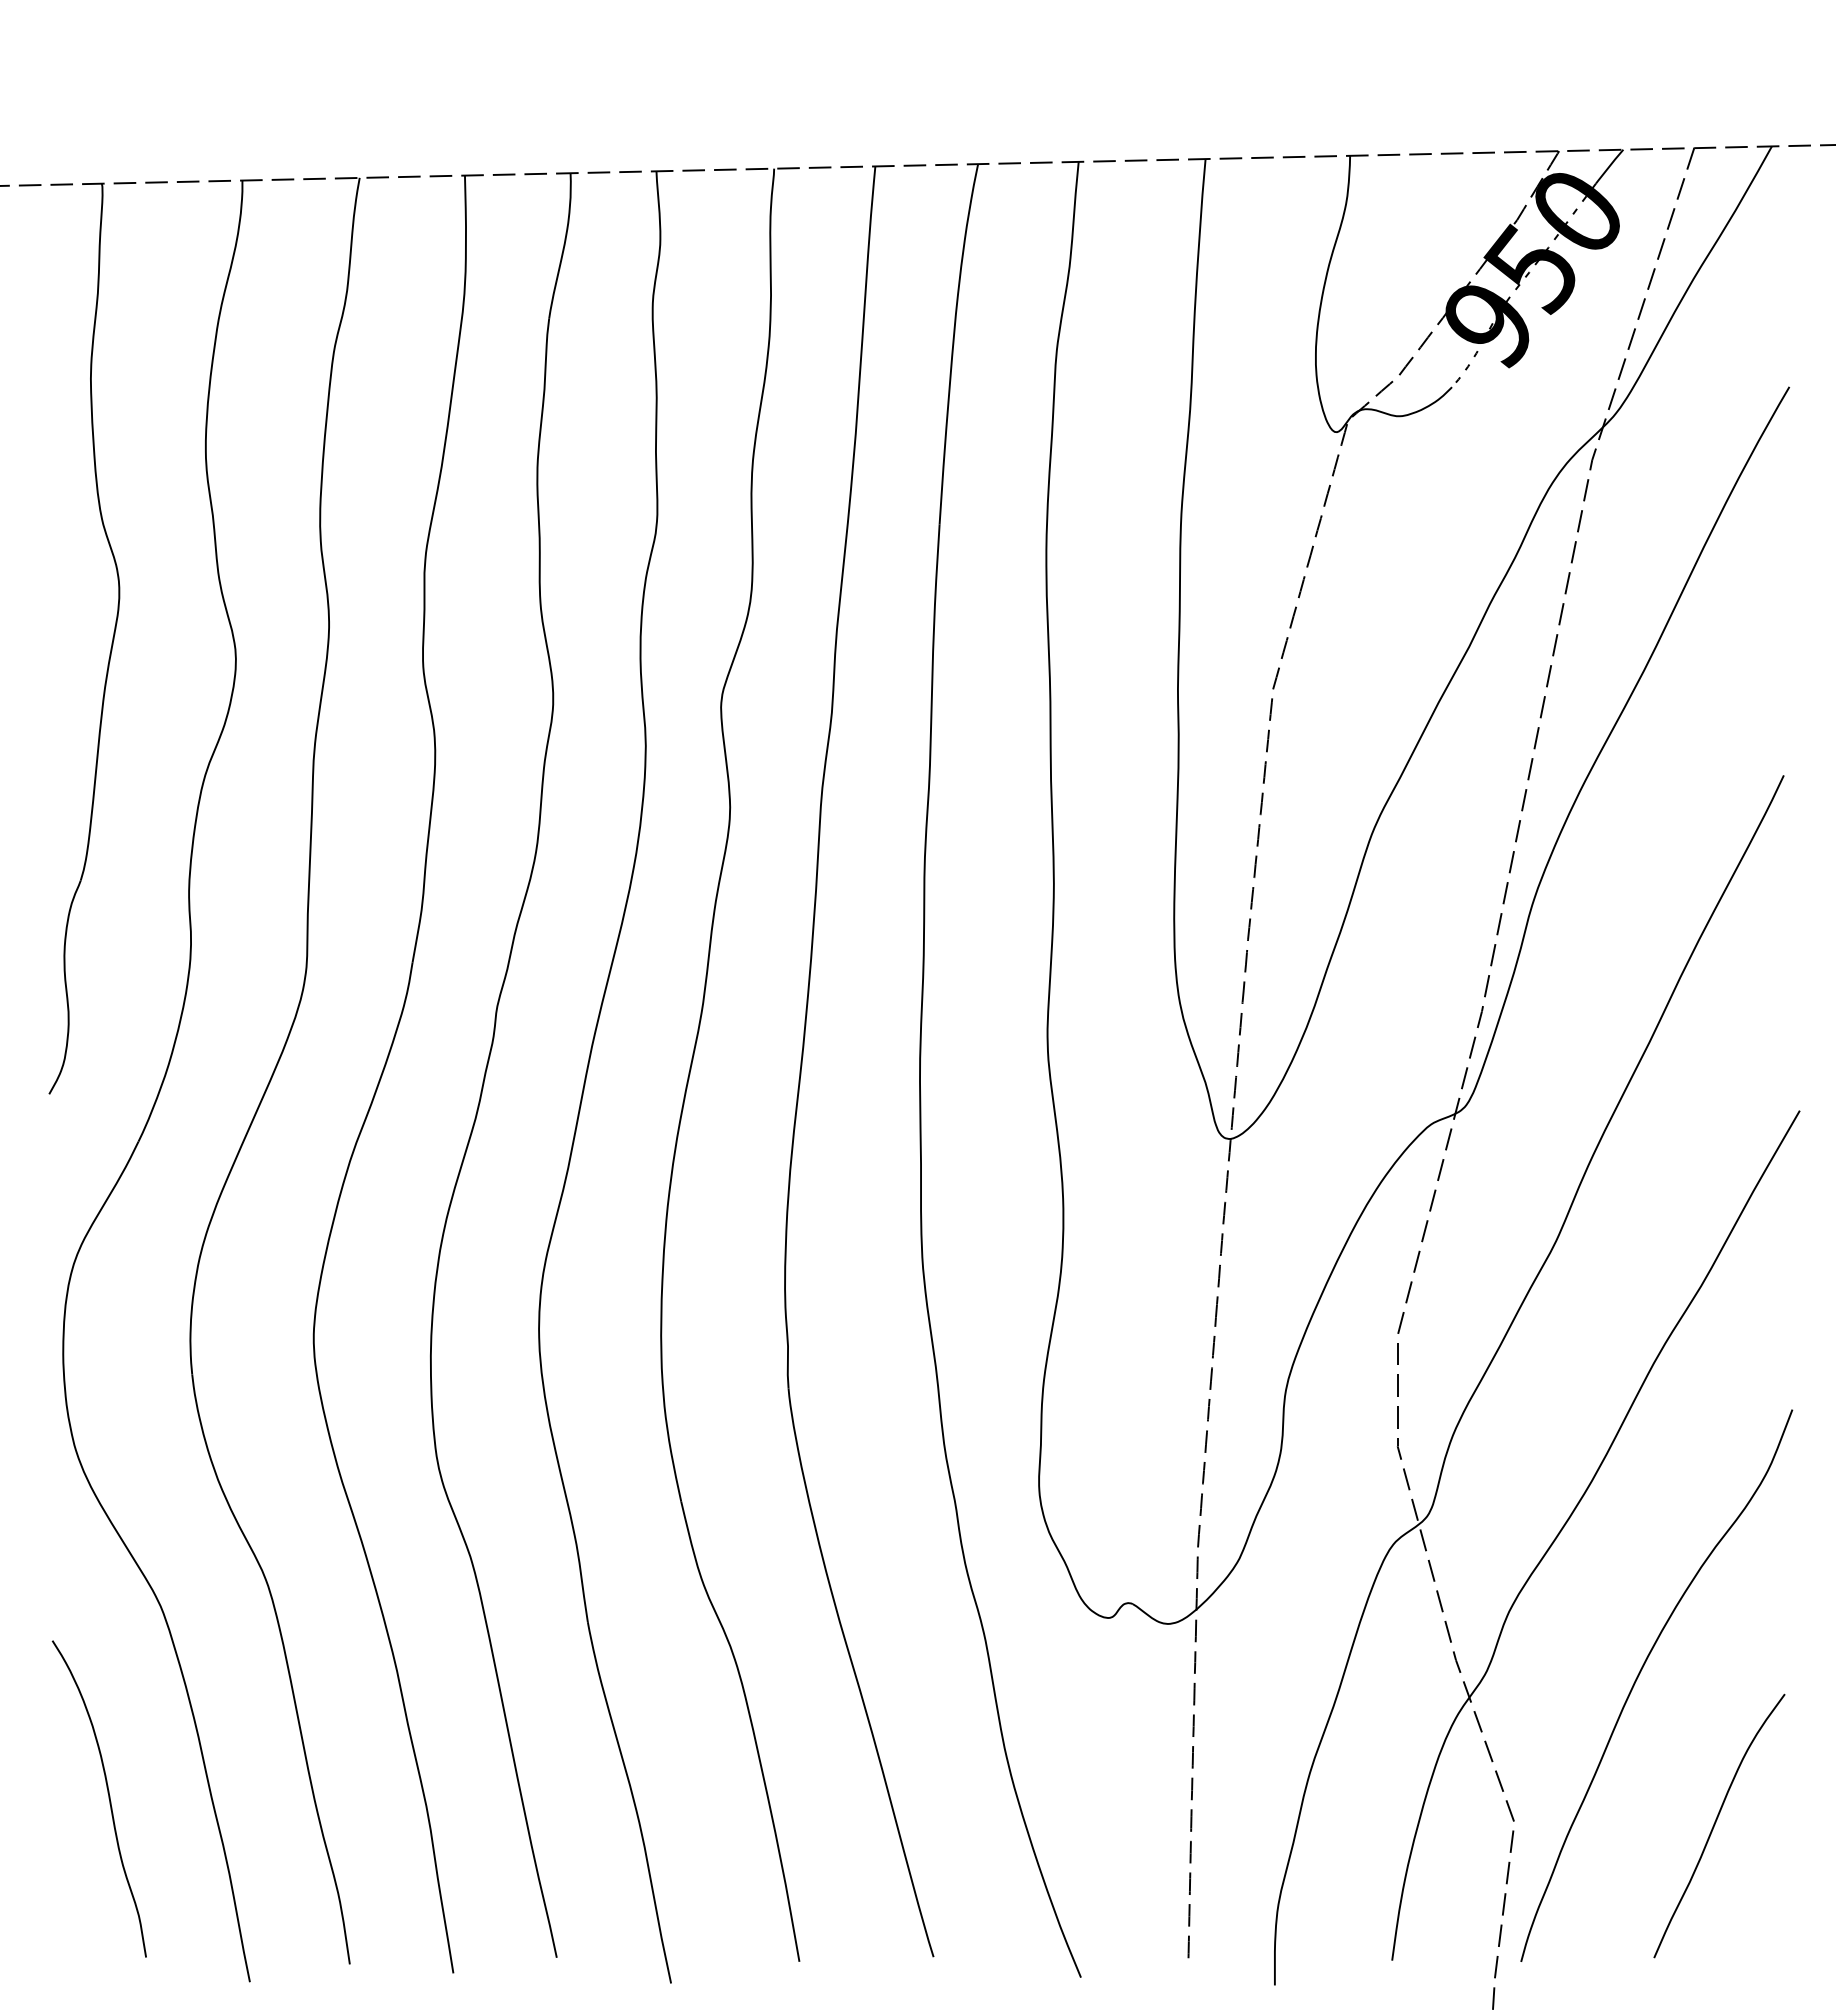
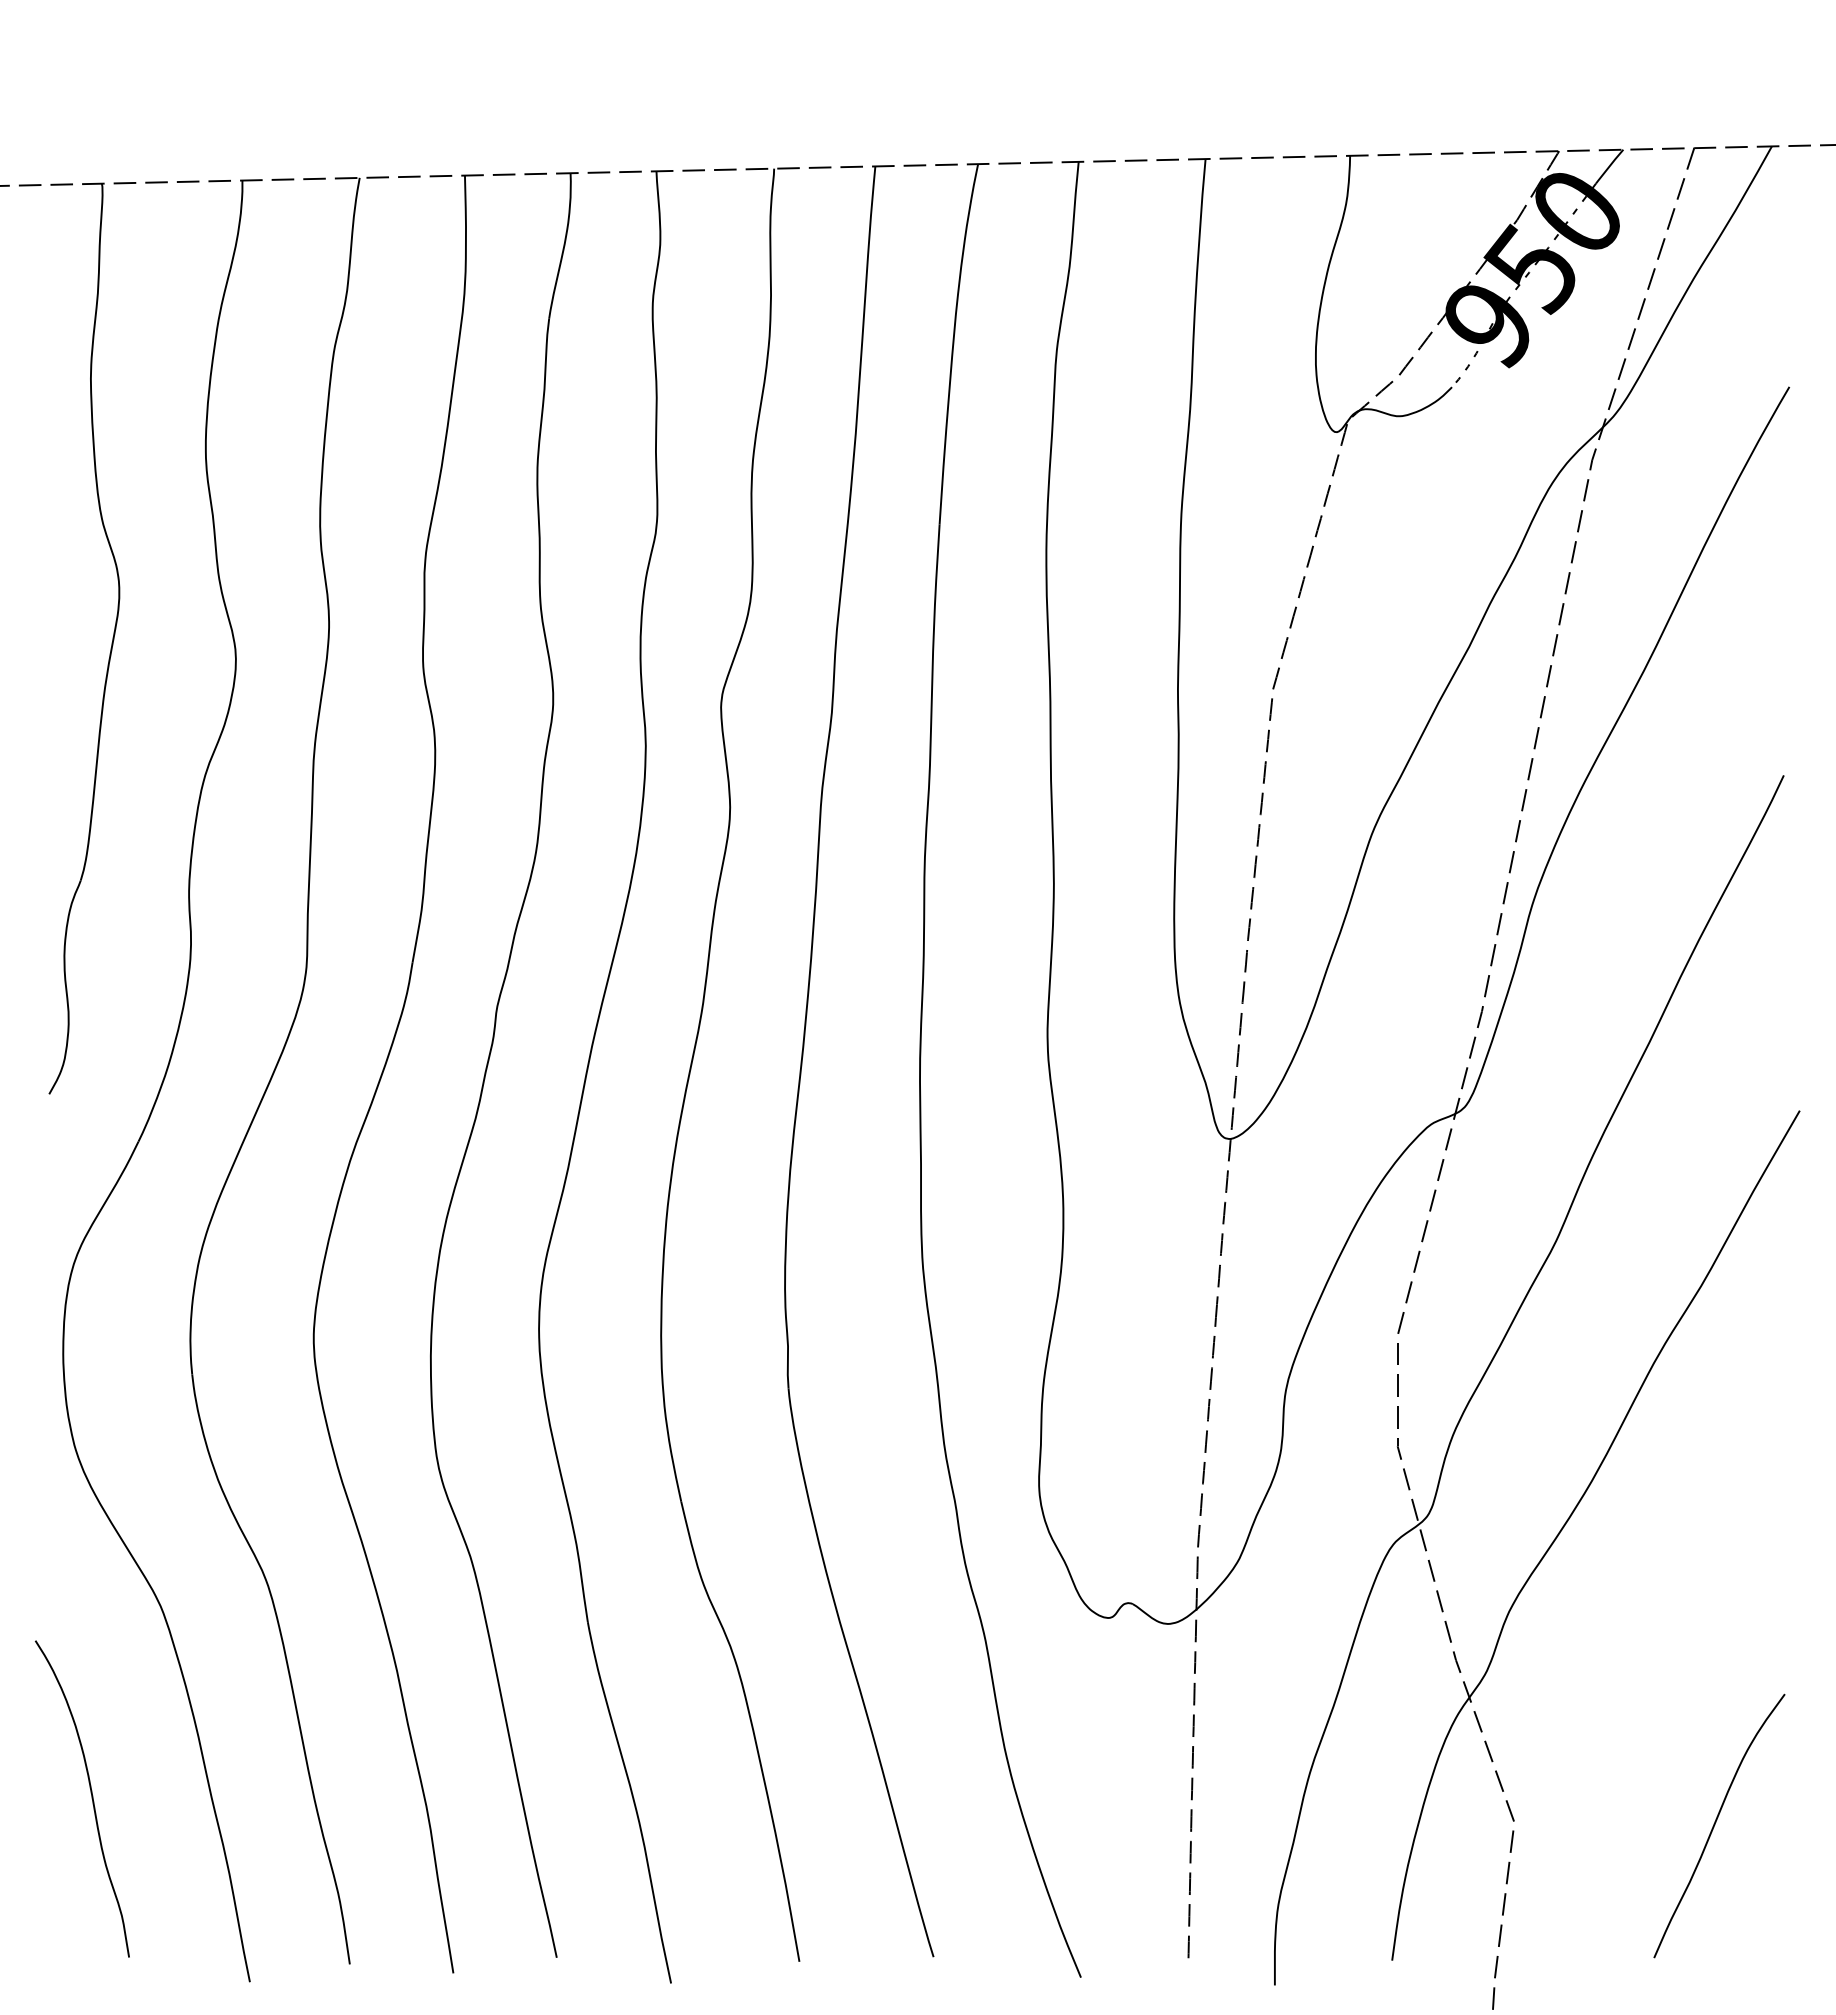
curve: present -> none (1638, 1677)
curve position: (108, 1798) -> (91, 1798) (91, 1798)
